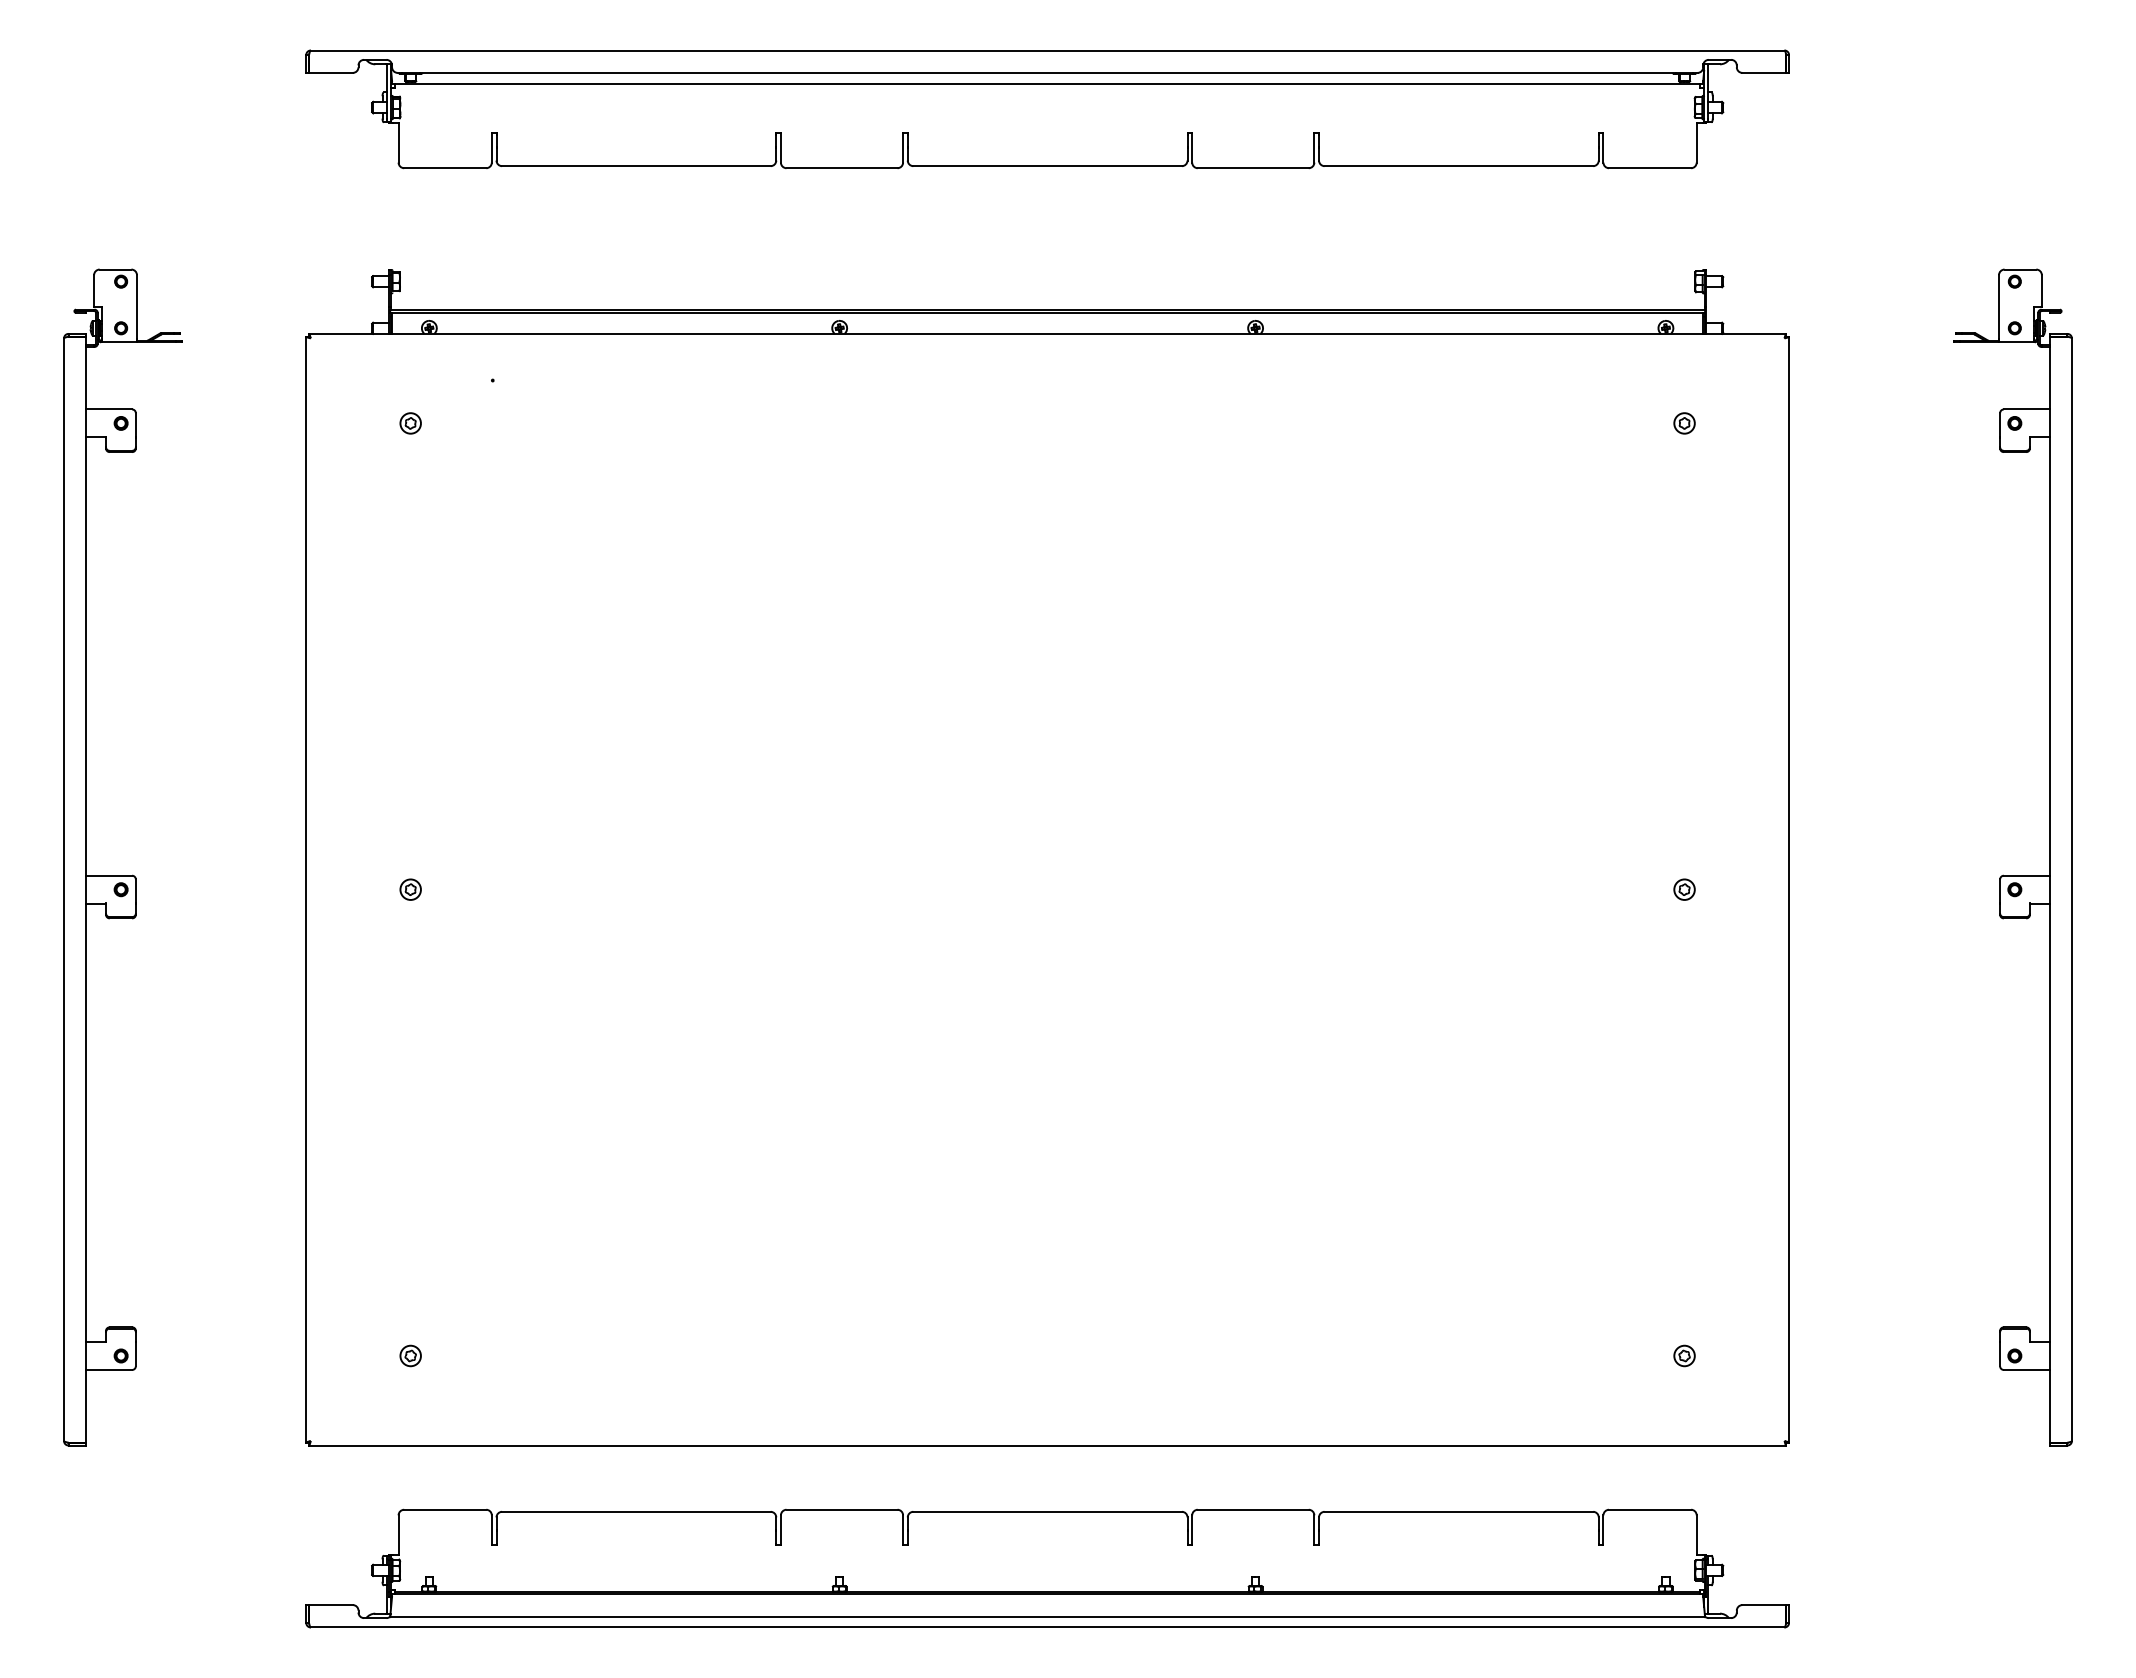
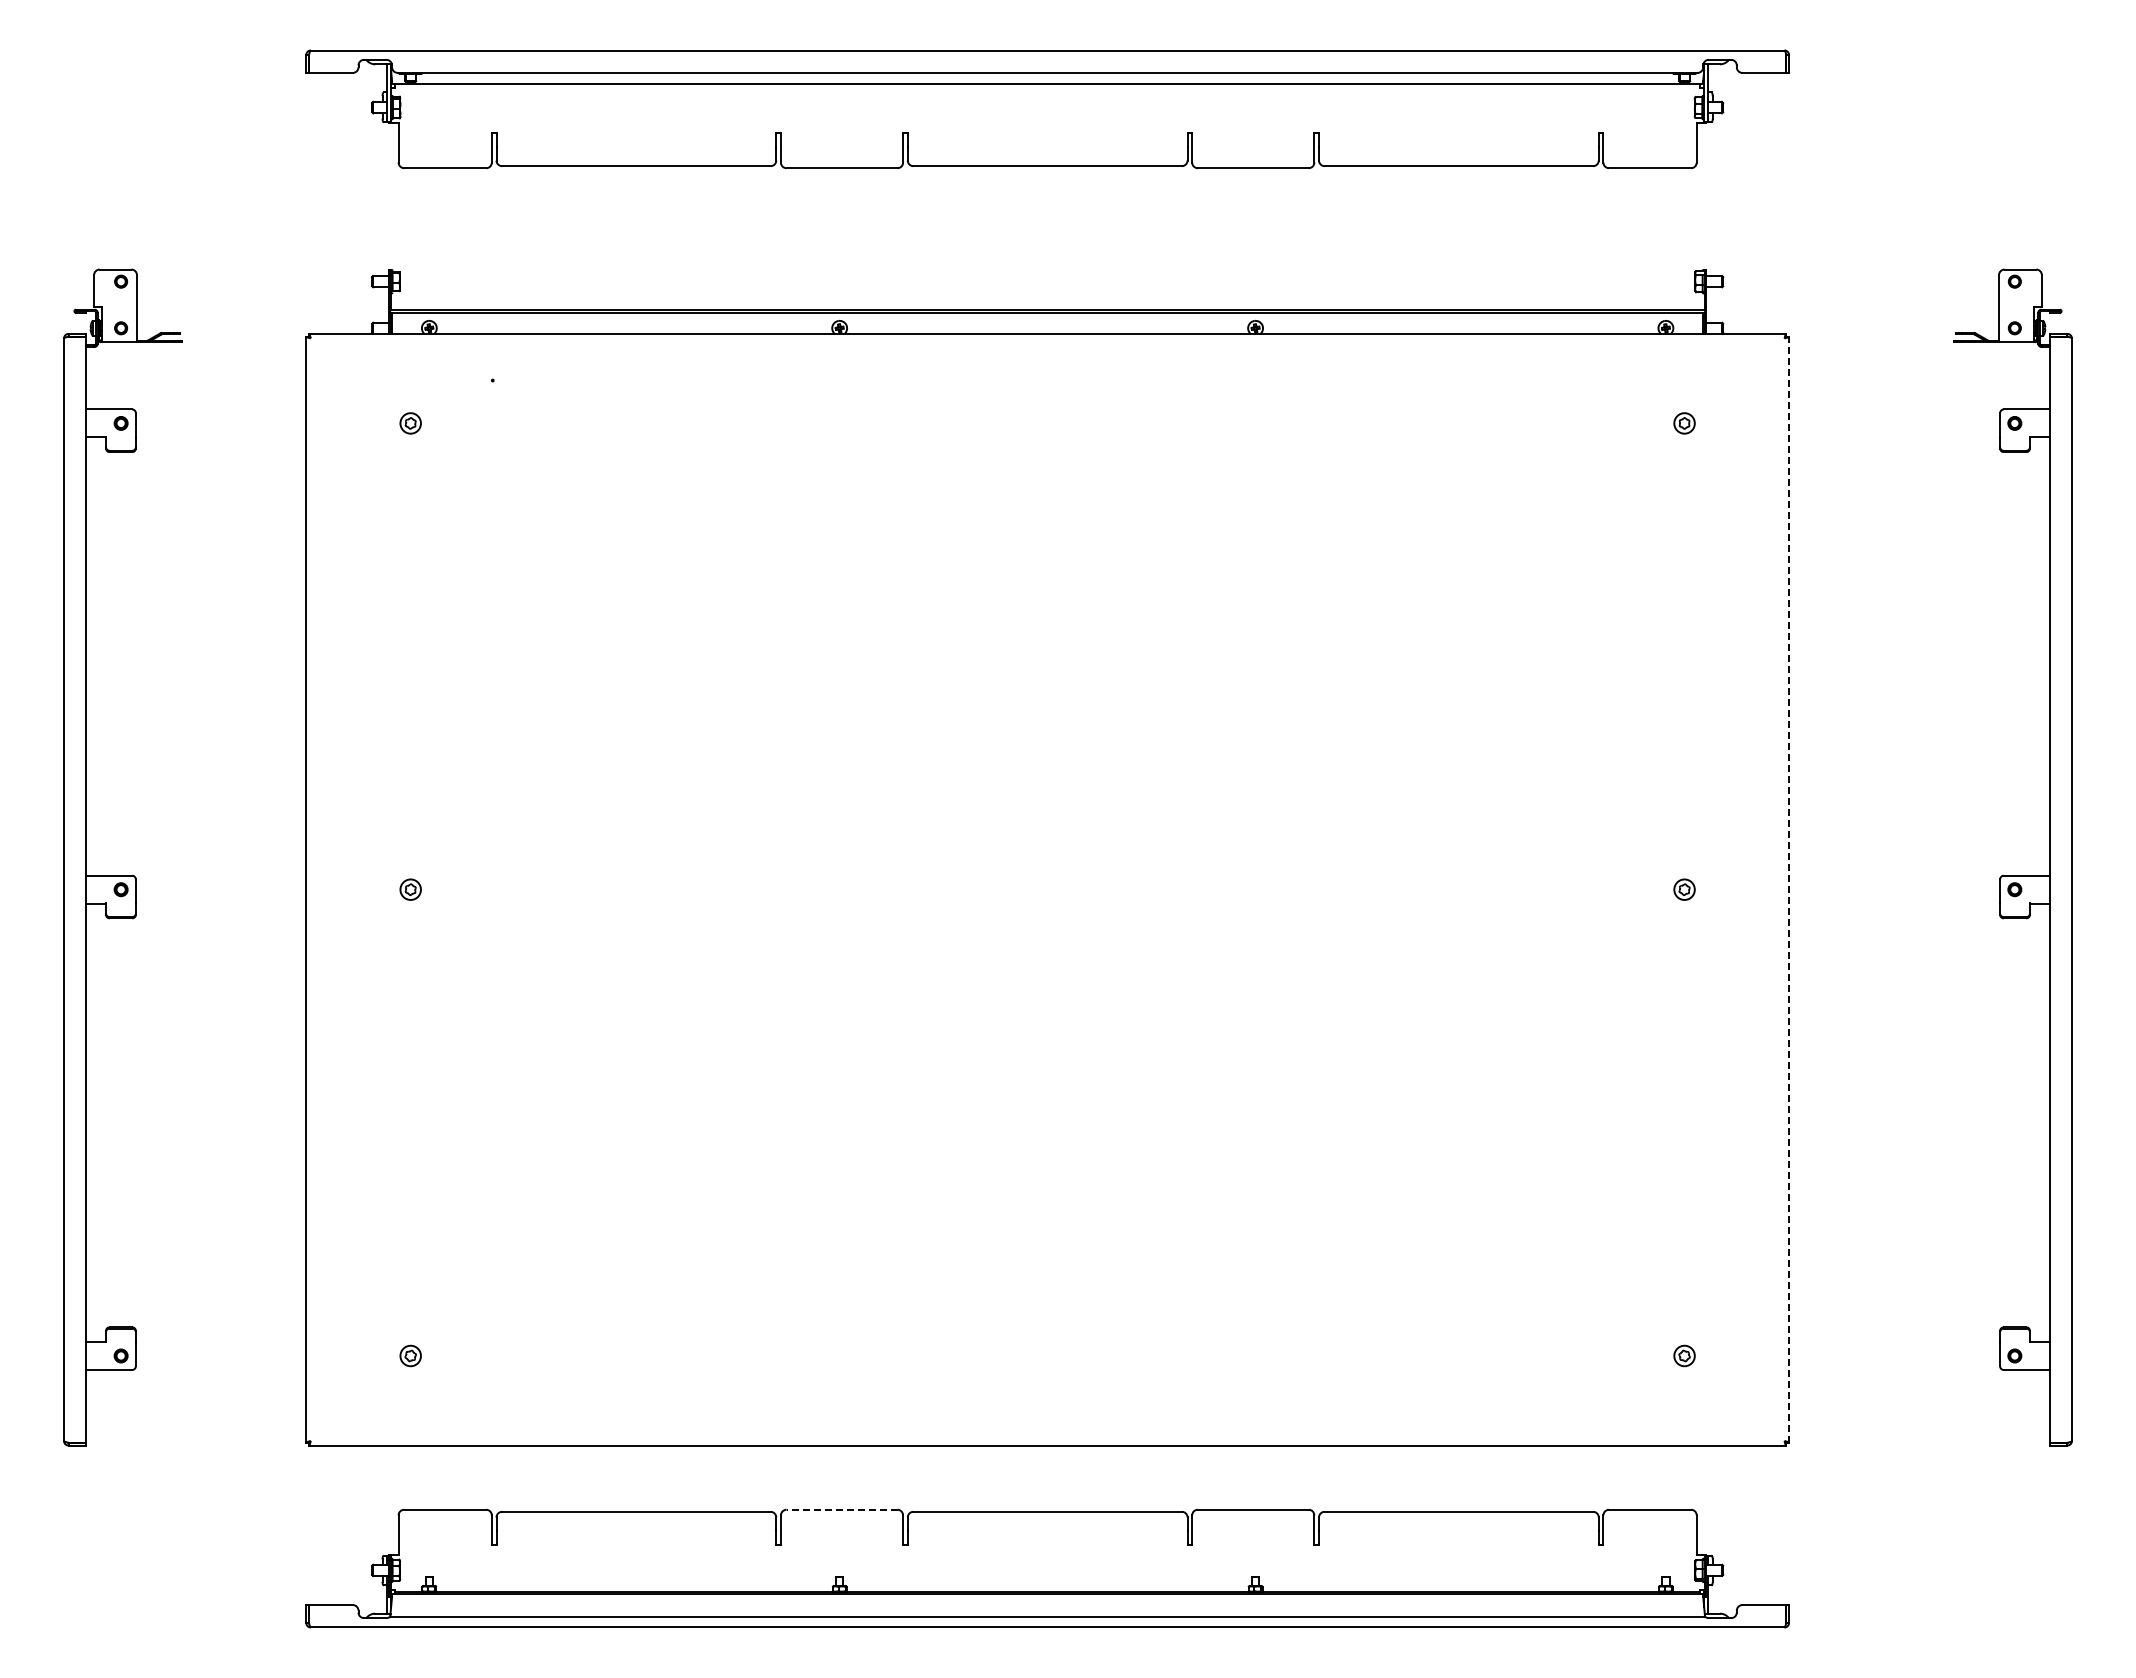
line: solid -> dashed (1789, 889)
line: solid -> dashed (841, 1509)
